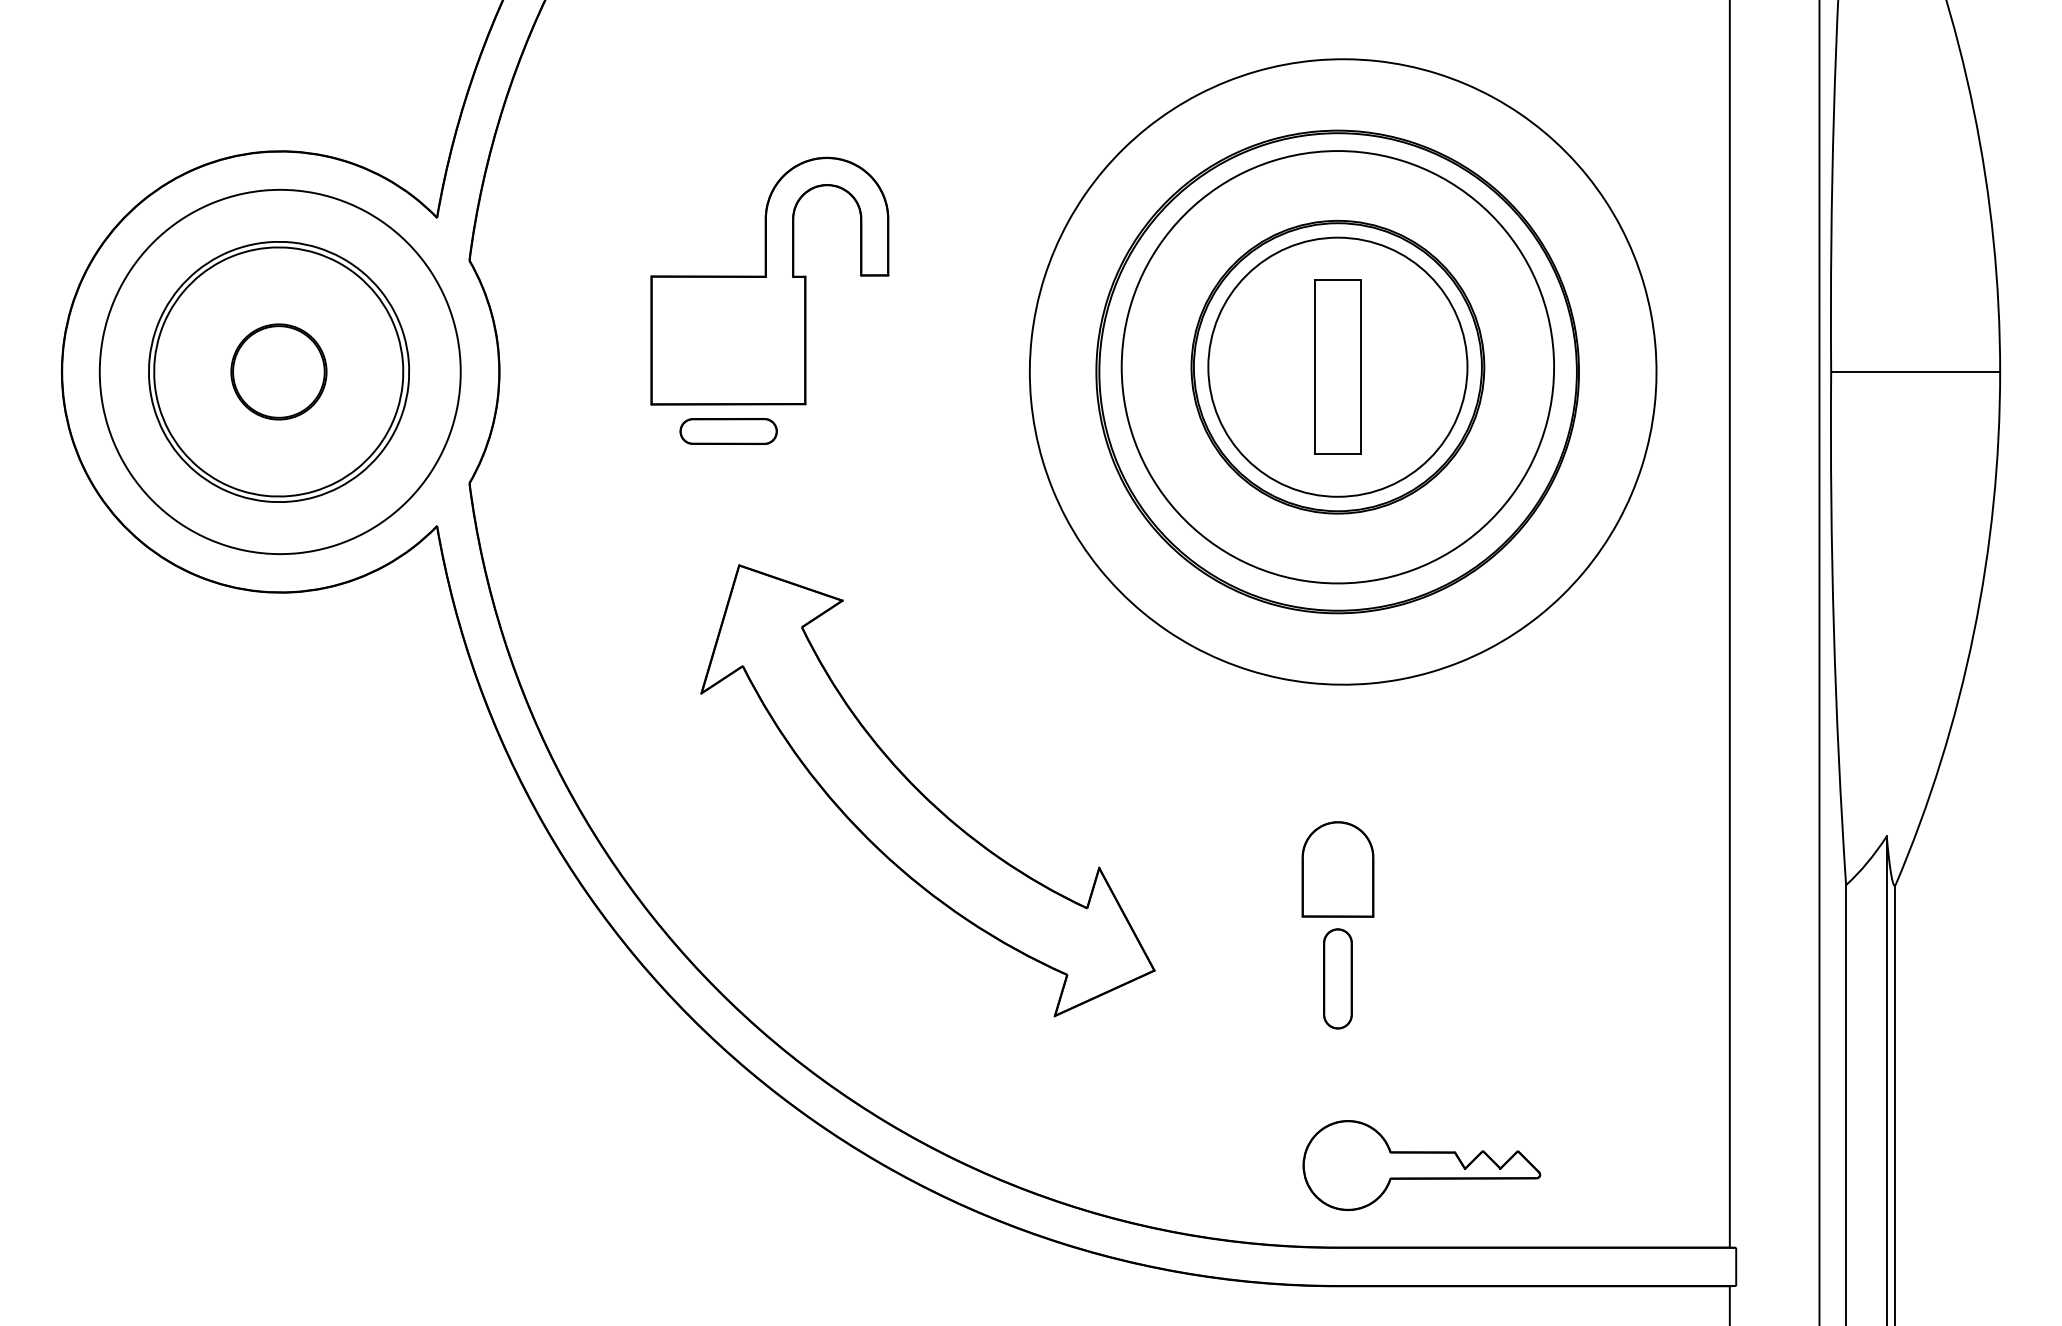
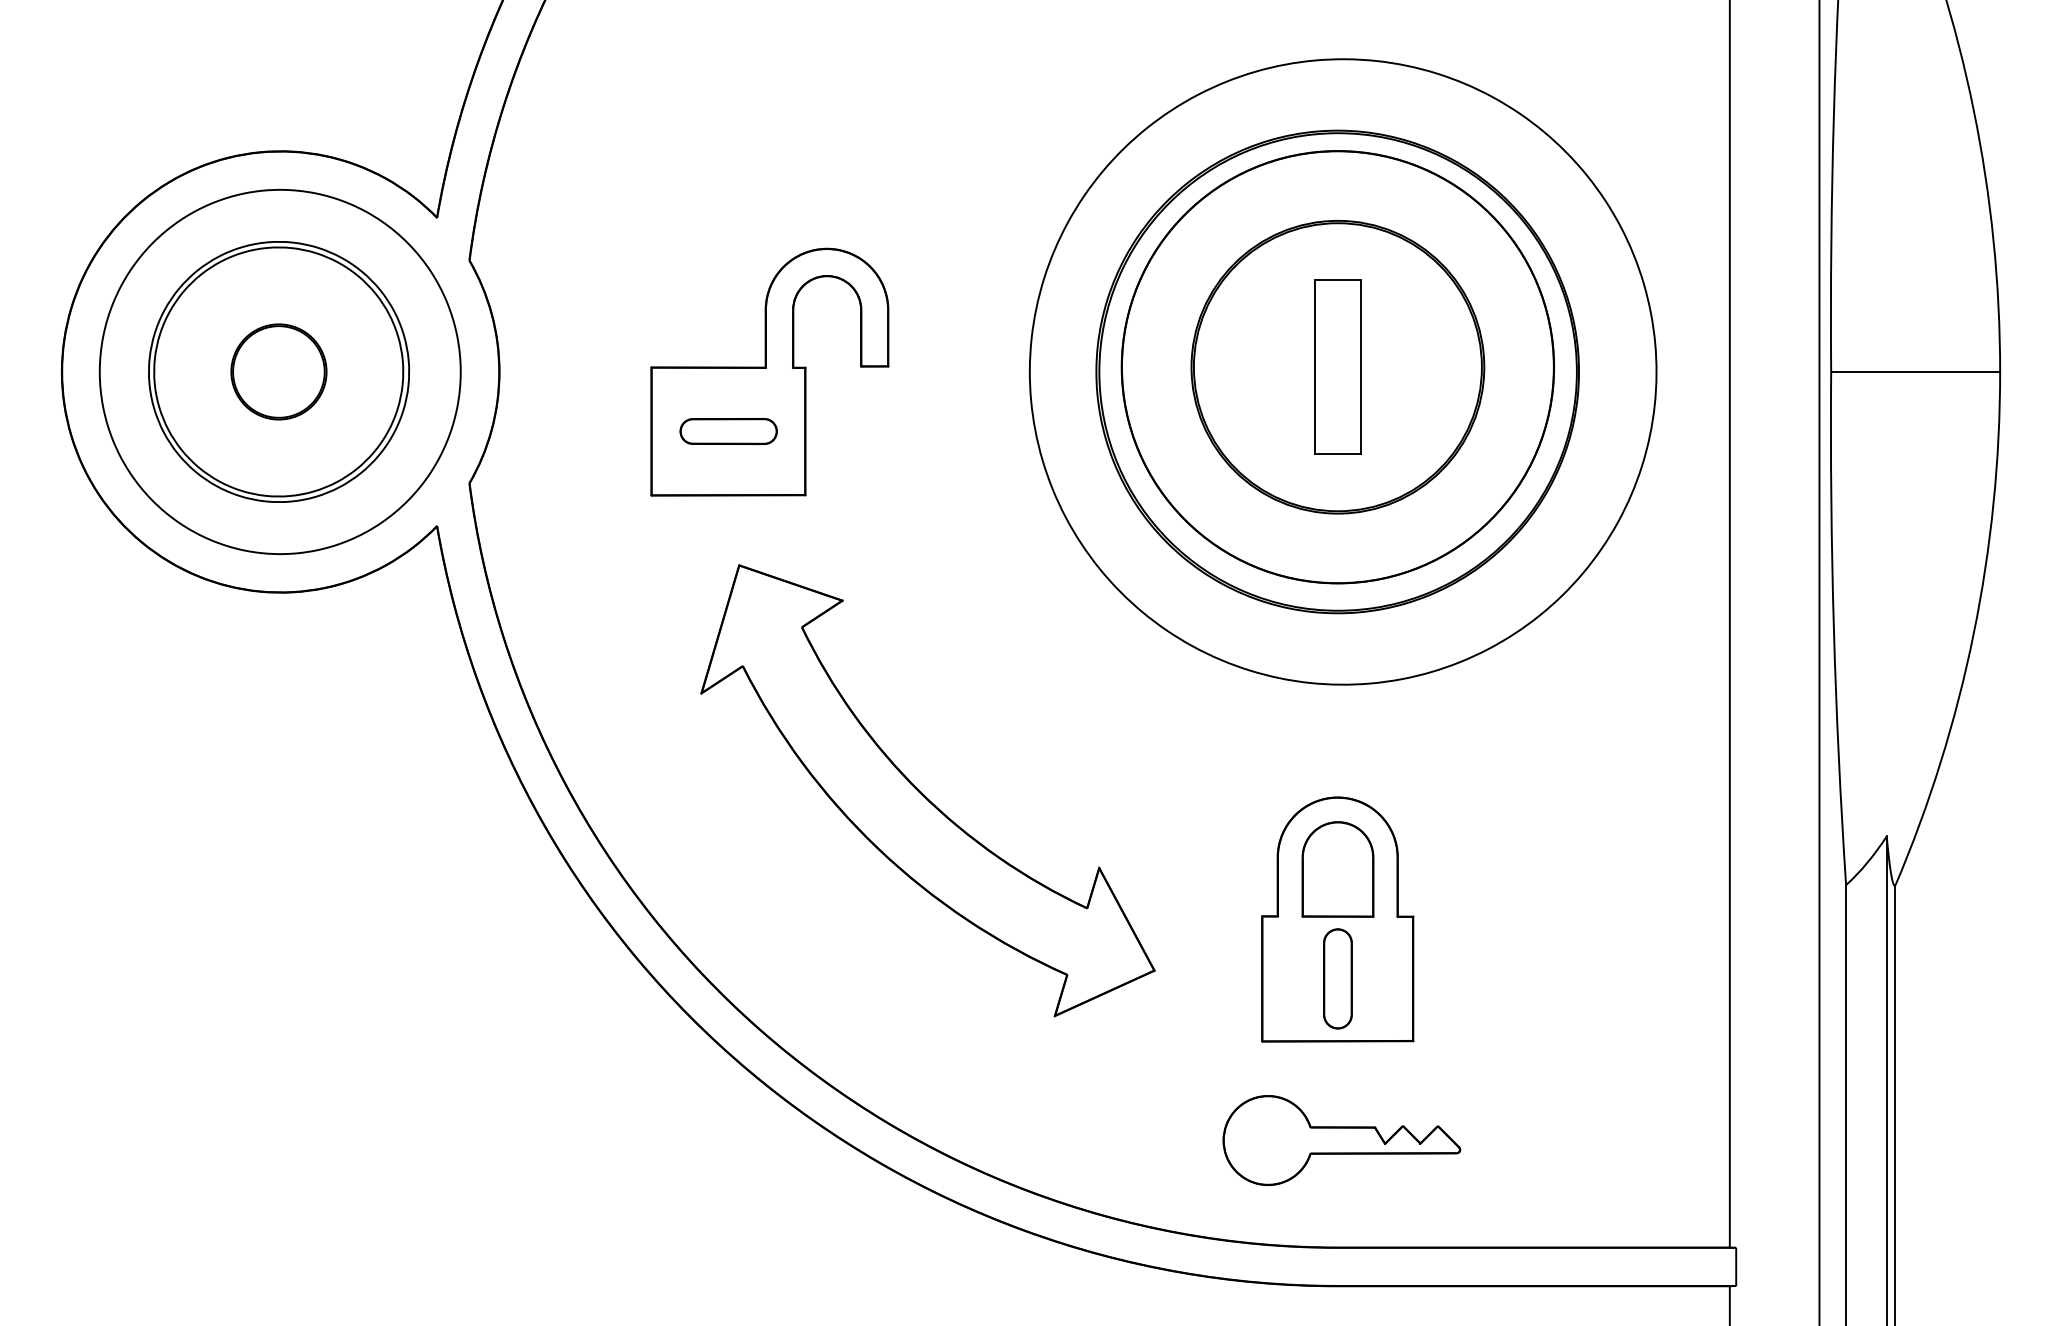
part position: (769, 280) -> (769, 371) (769, 371)
circle diameter: 259 px -> 432 px (1337, 367)
part: none -> present (1337, 919)
part position: (1421, 1165) -> (1341, 1140) (1341, 1140)
